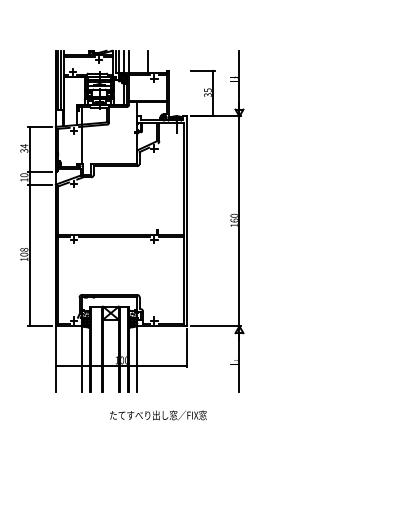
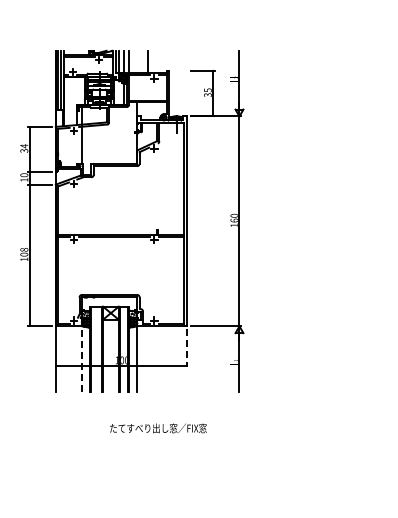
line: solid -> dashed (187, 348)
line: solid -> dashed (82, 359)
text position: (158, 415) -> (158, 428) (158, 428)
